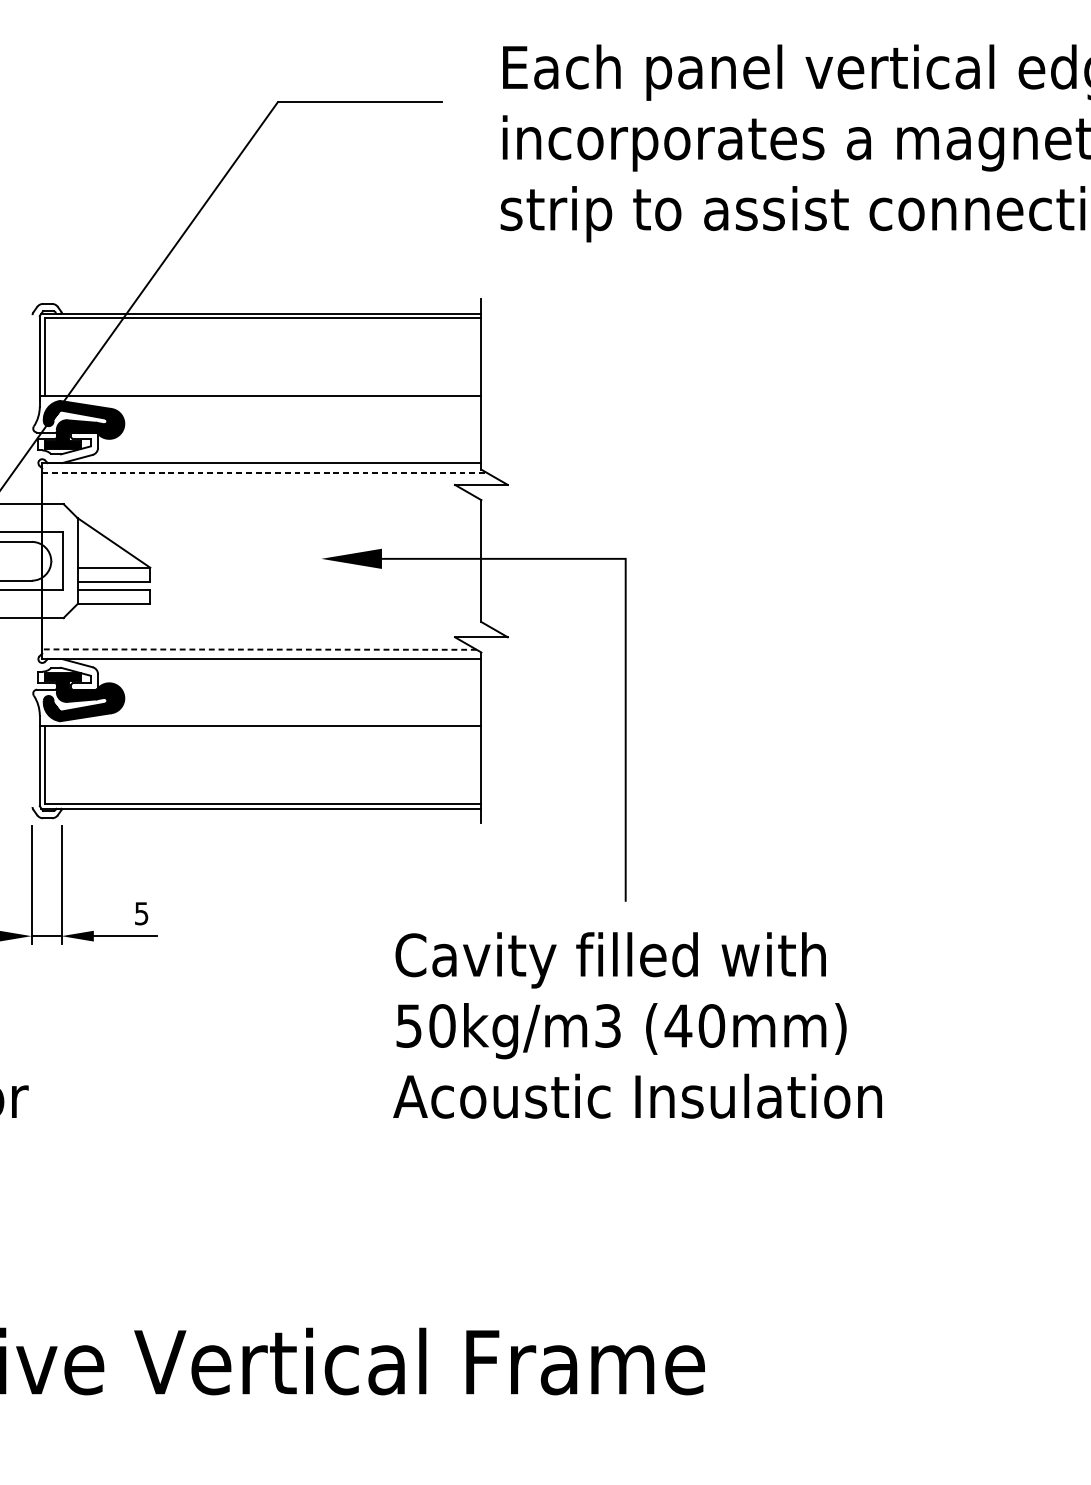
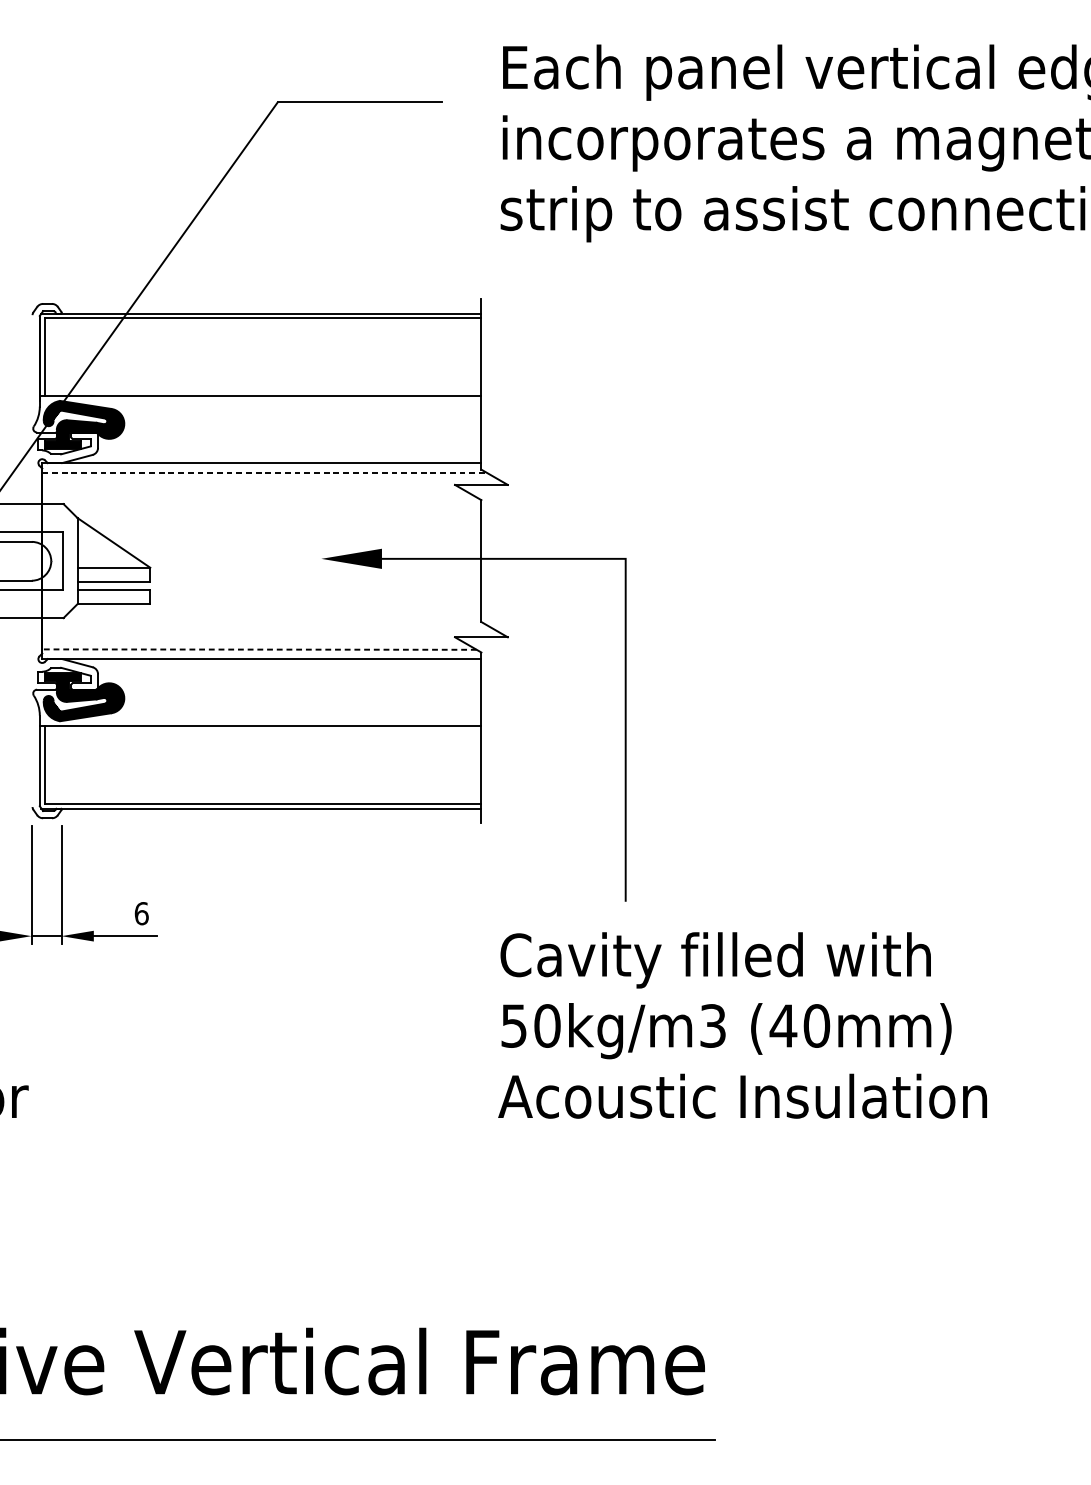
text: 5 -> 6 (141, 913)
text position: (637, 1025) -> (742, 1025) (742, 1025)
line: none -> present (358, 1440)
